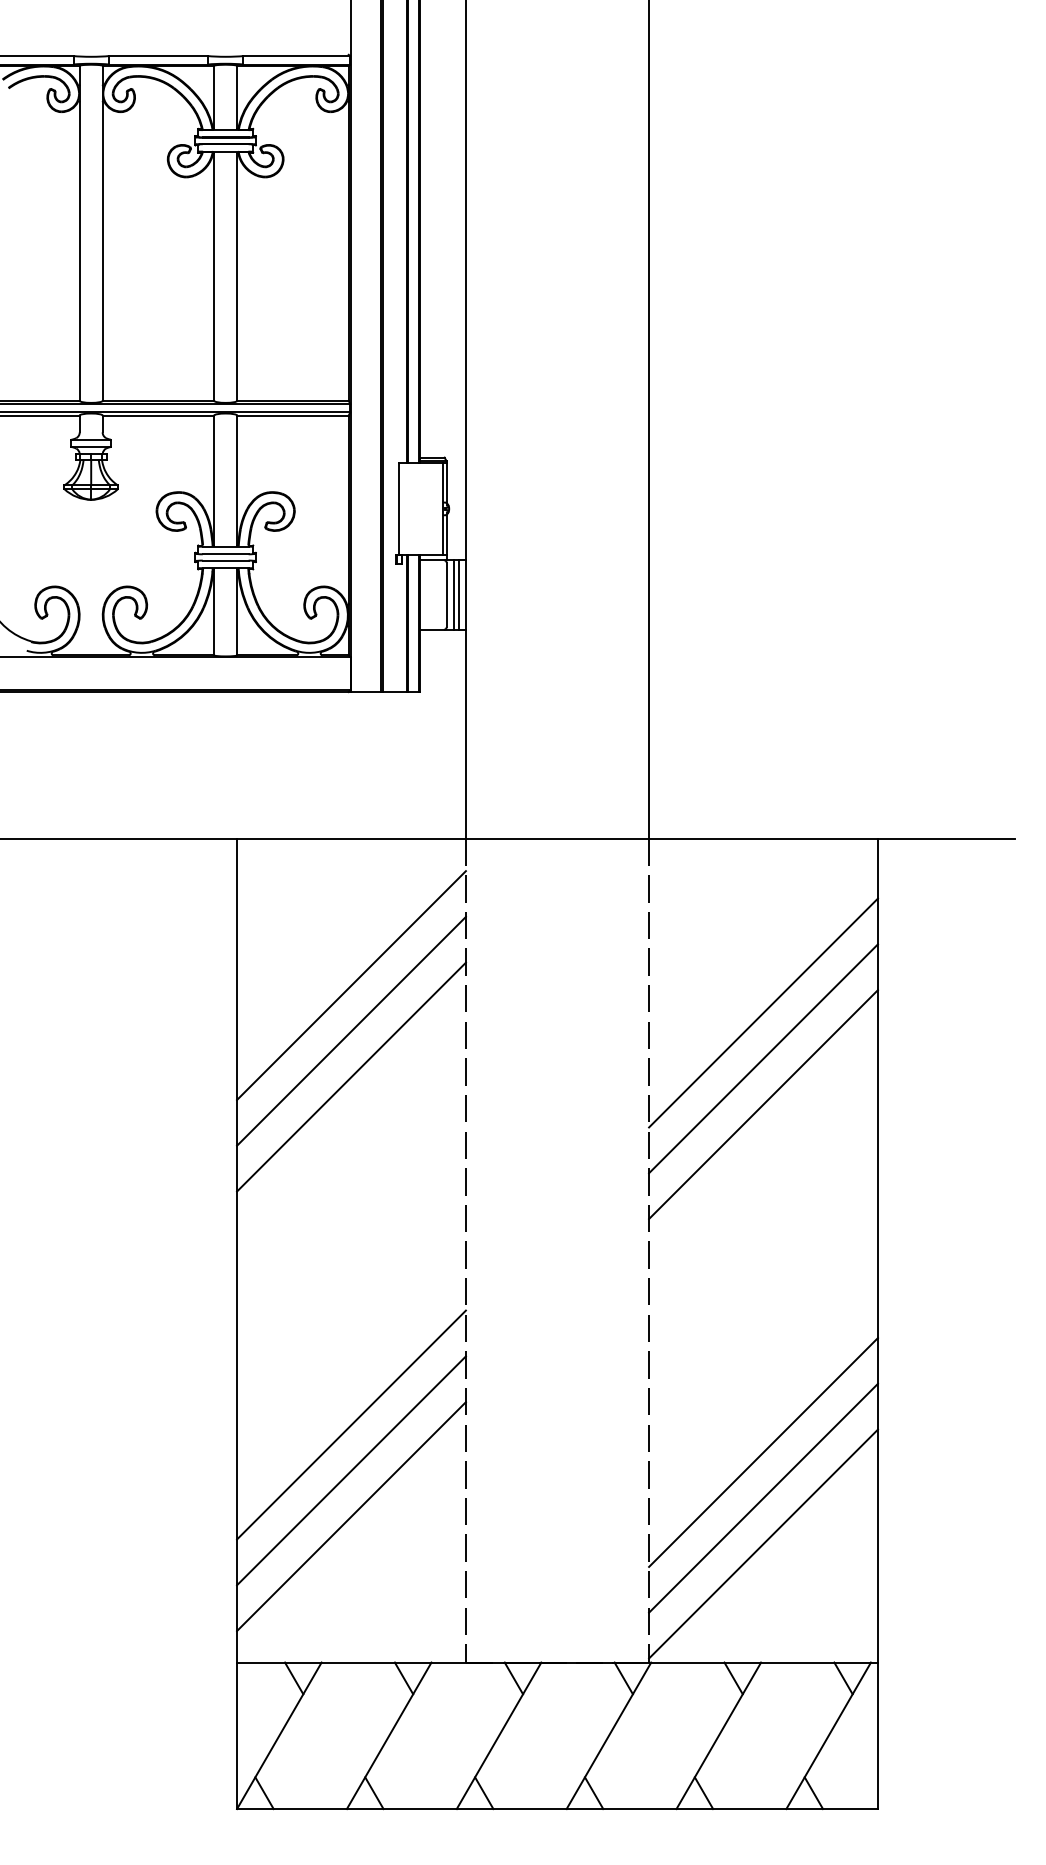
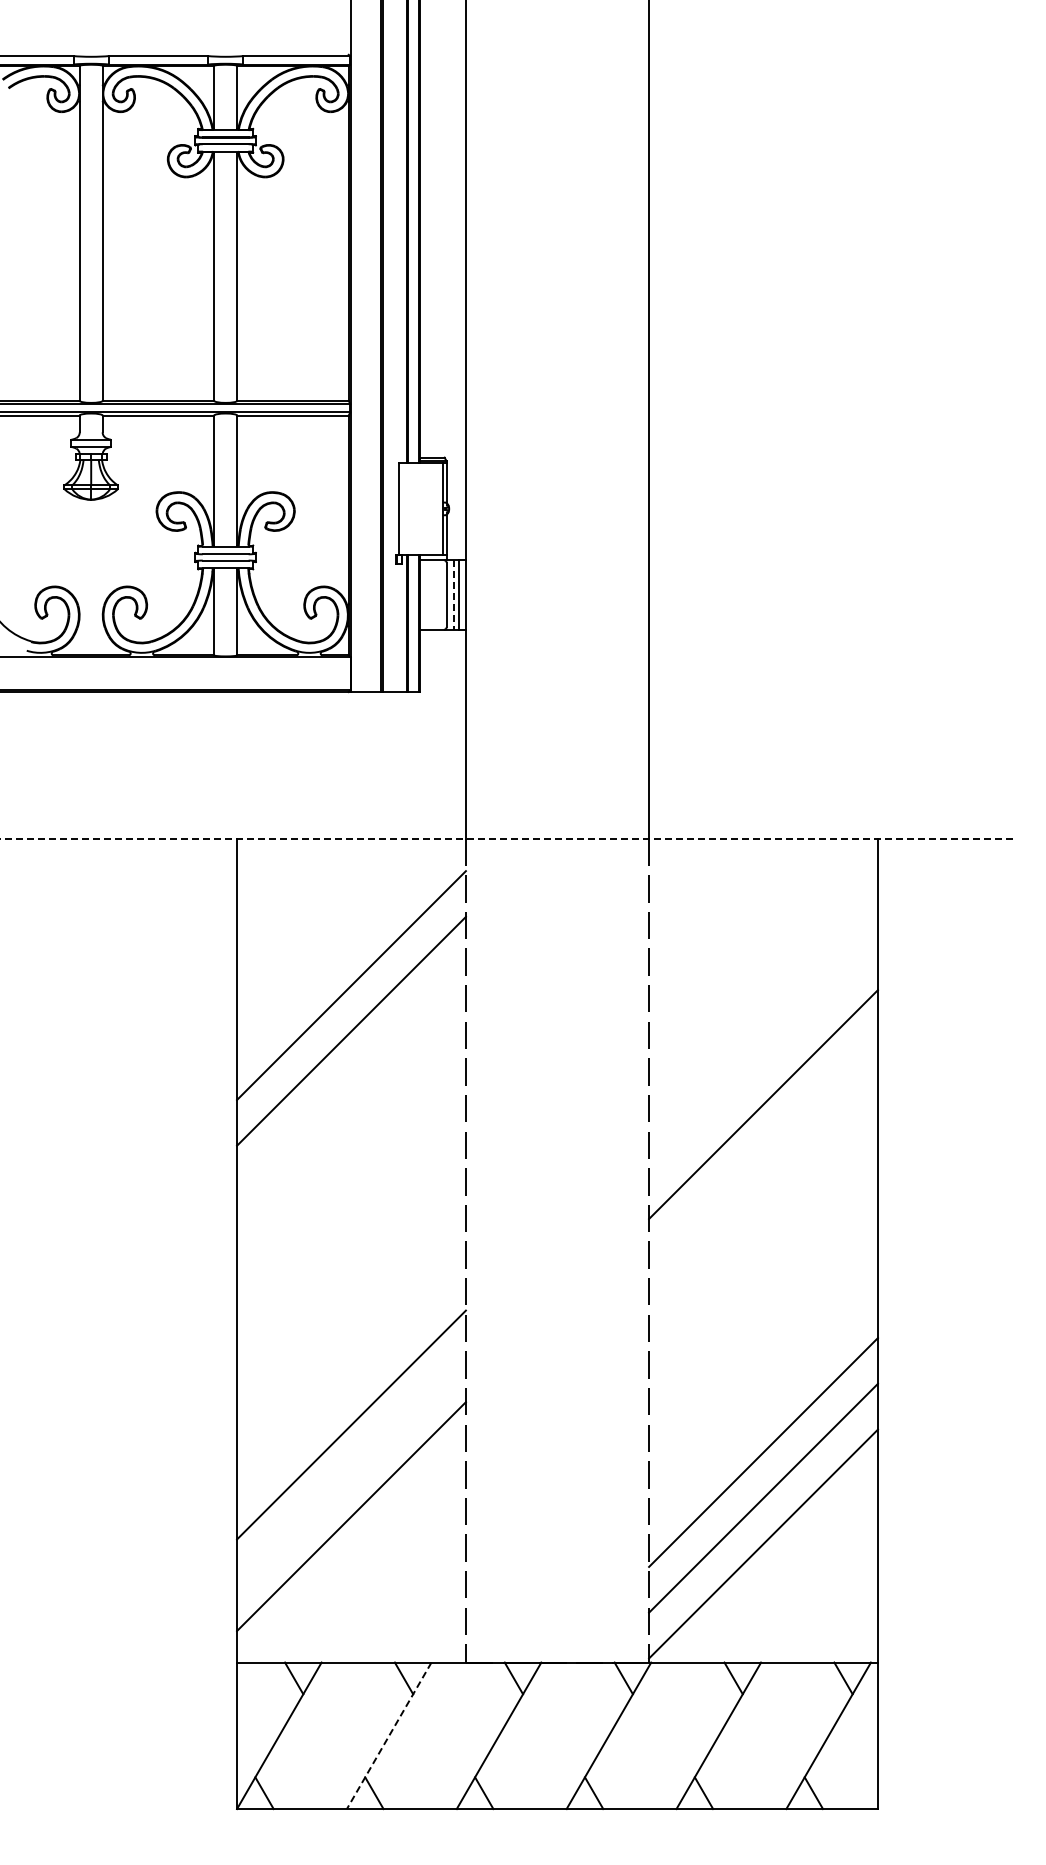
line: solid -> dashed (454, 594)
line: solid -> dashed (507, 838)
line: present -> none (763, 1012)
line: present -> none (763, 1058)
line: present -> none (351, 1076)
line: present -> none (351, 1470)
line: solid -> dashed (389, 1735)
